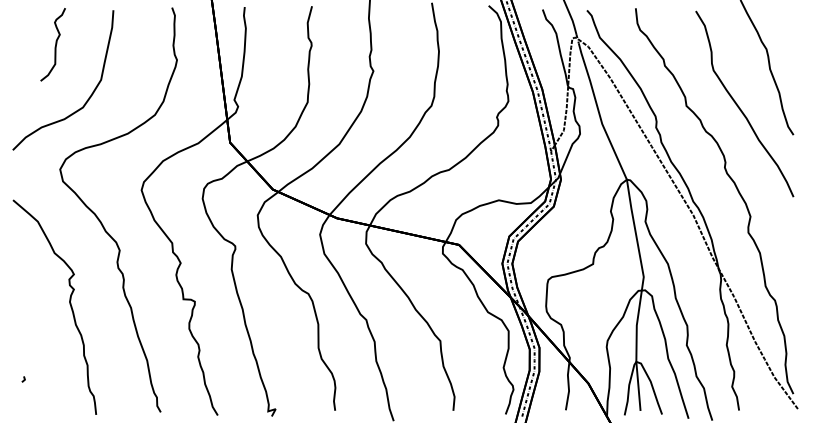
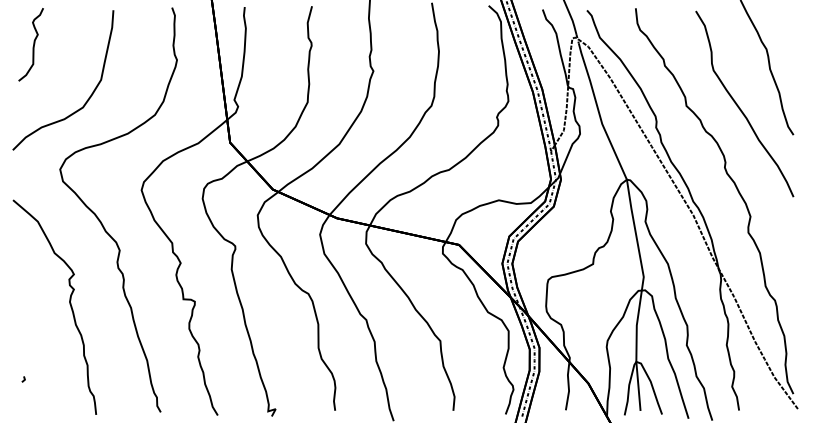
curve position: (54, 46) -> (32, 46) (32, 46)
